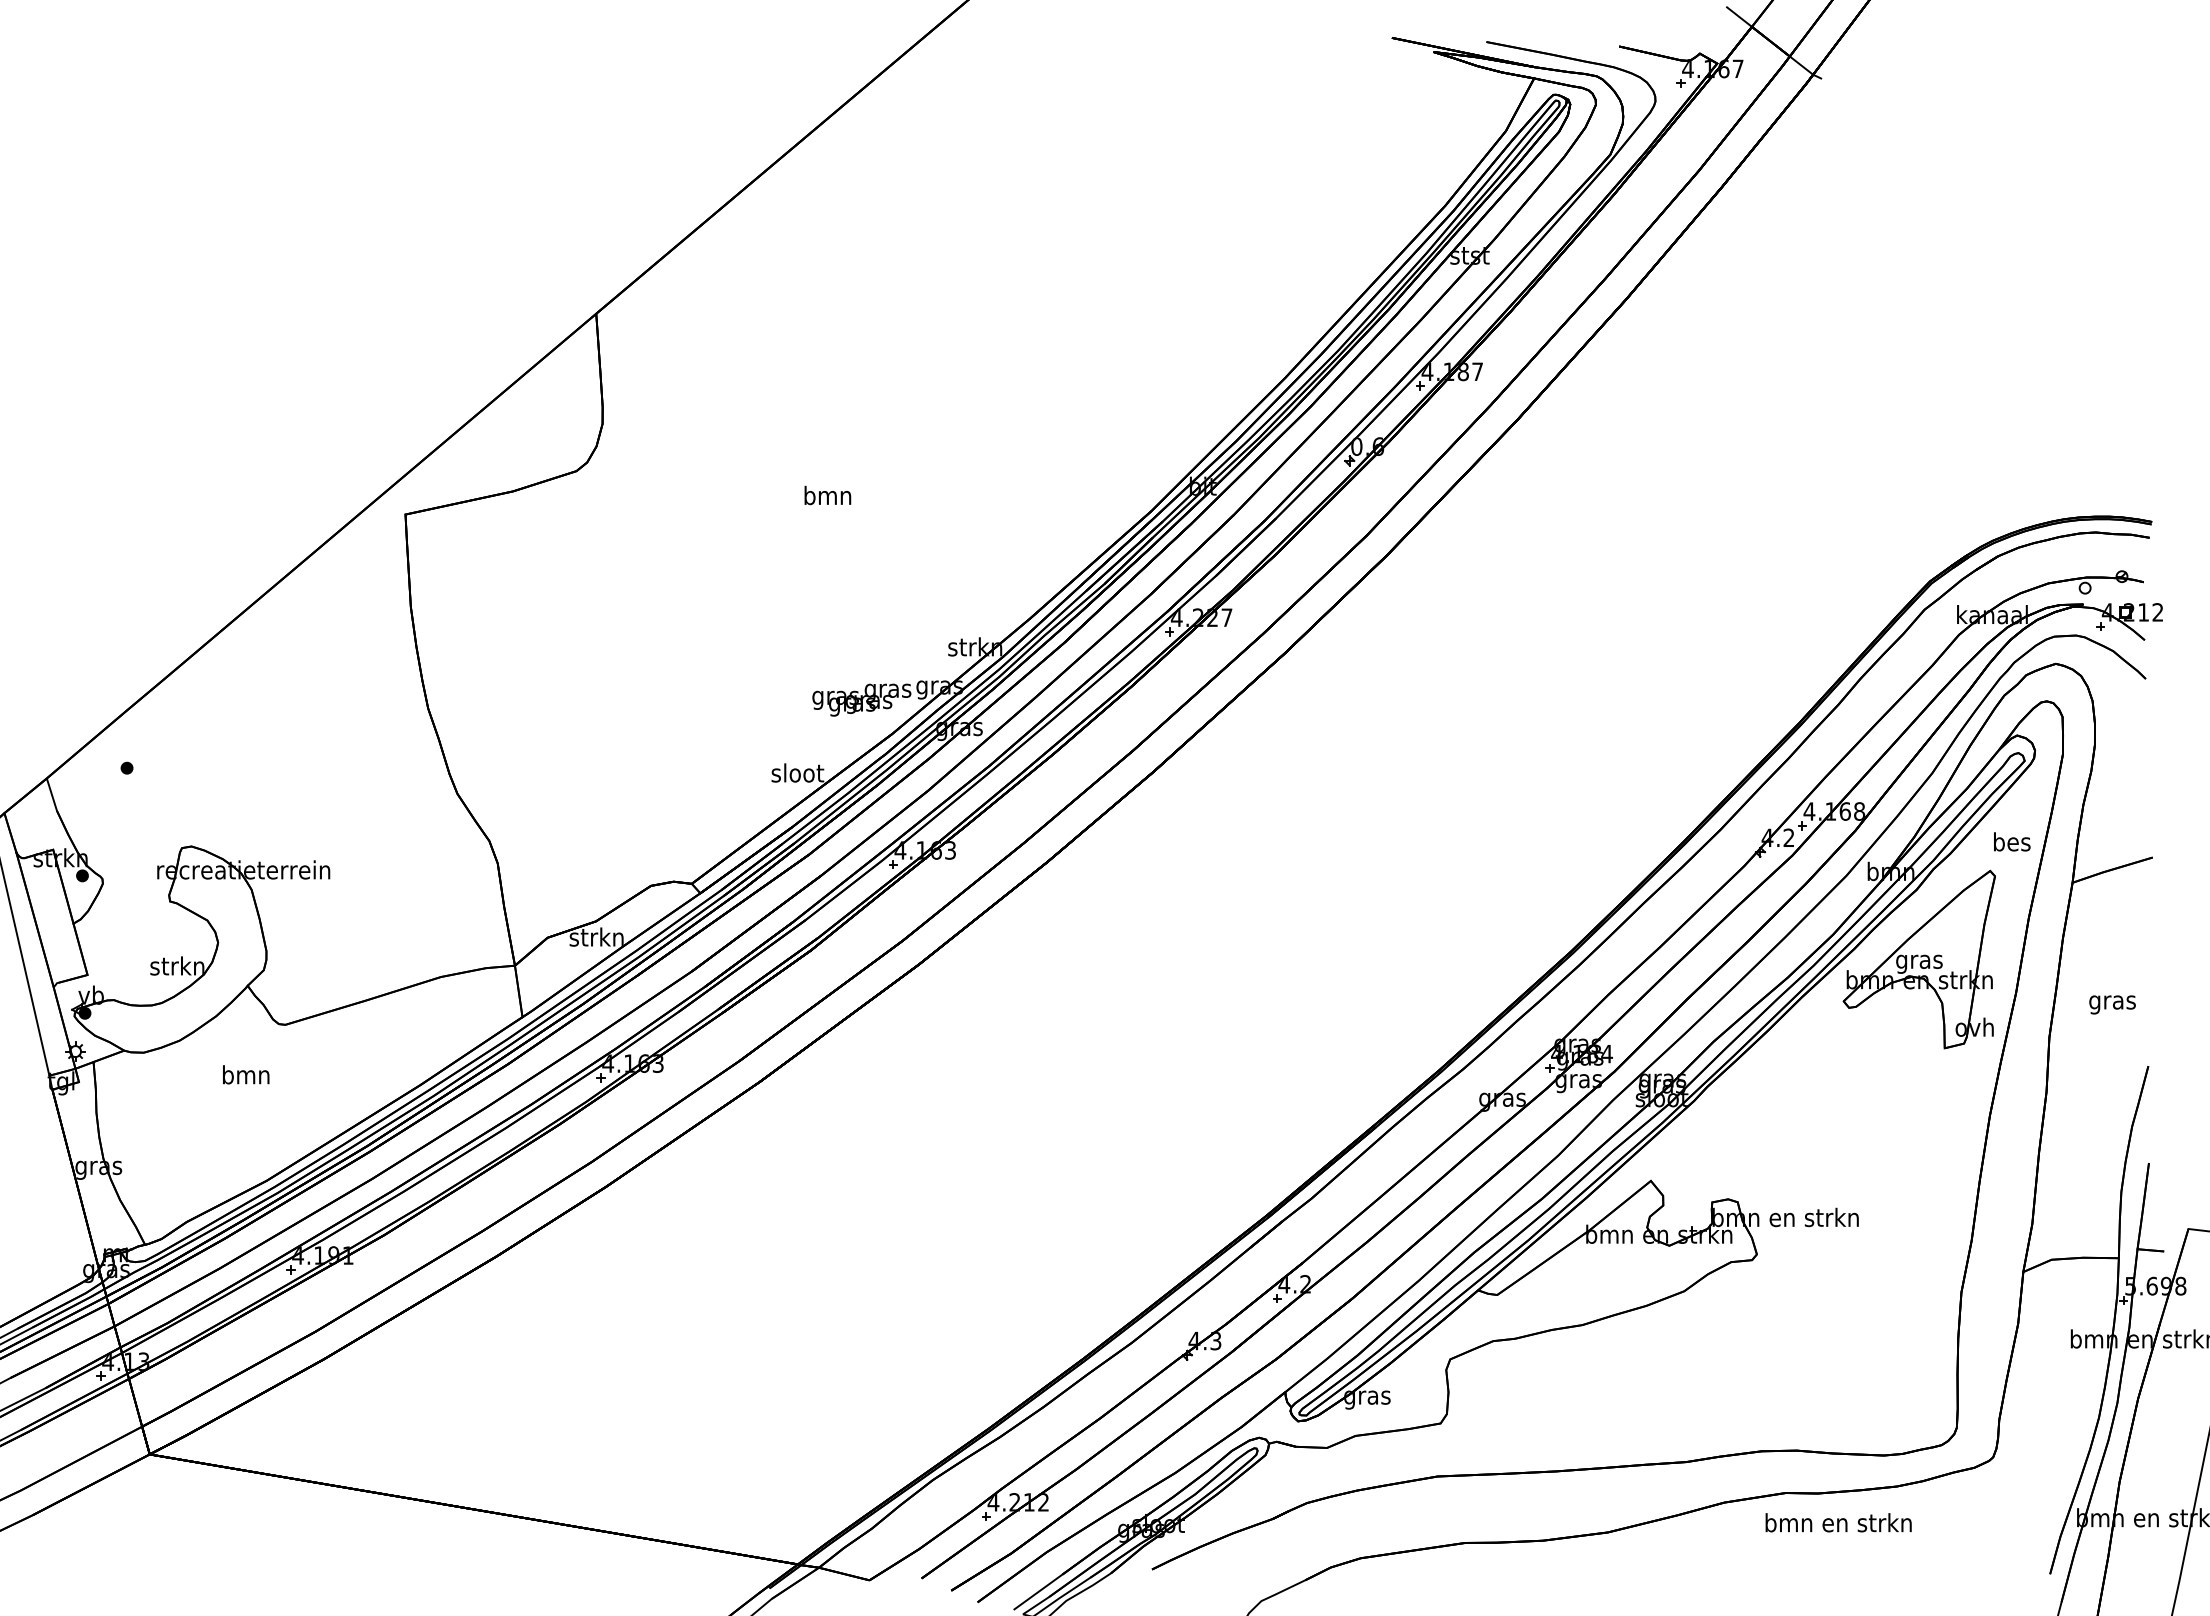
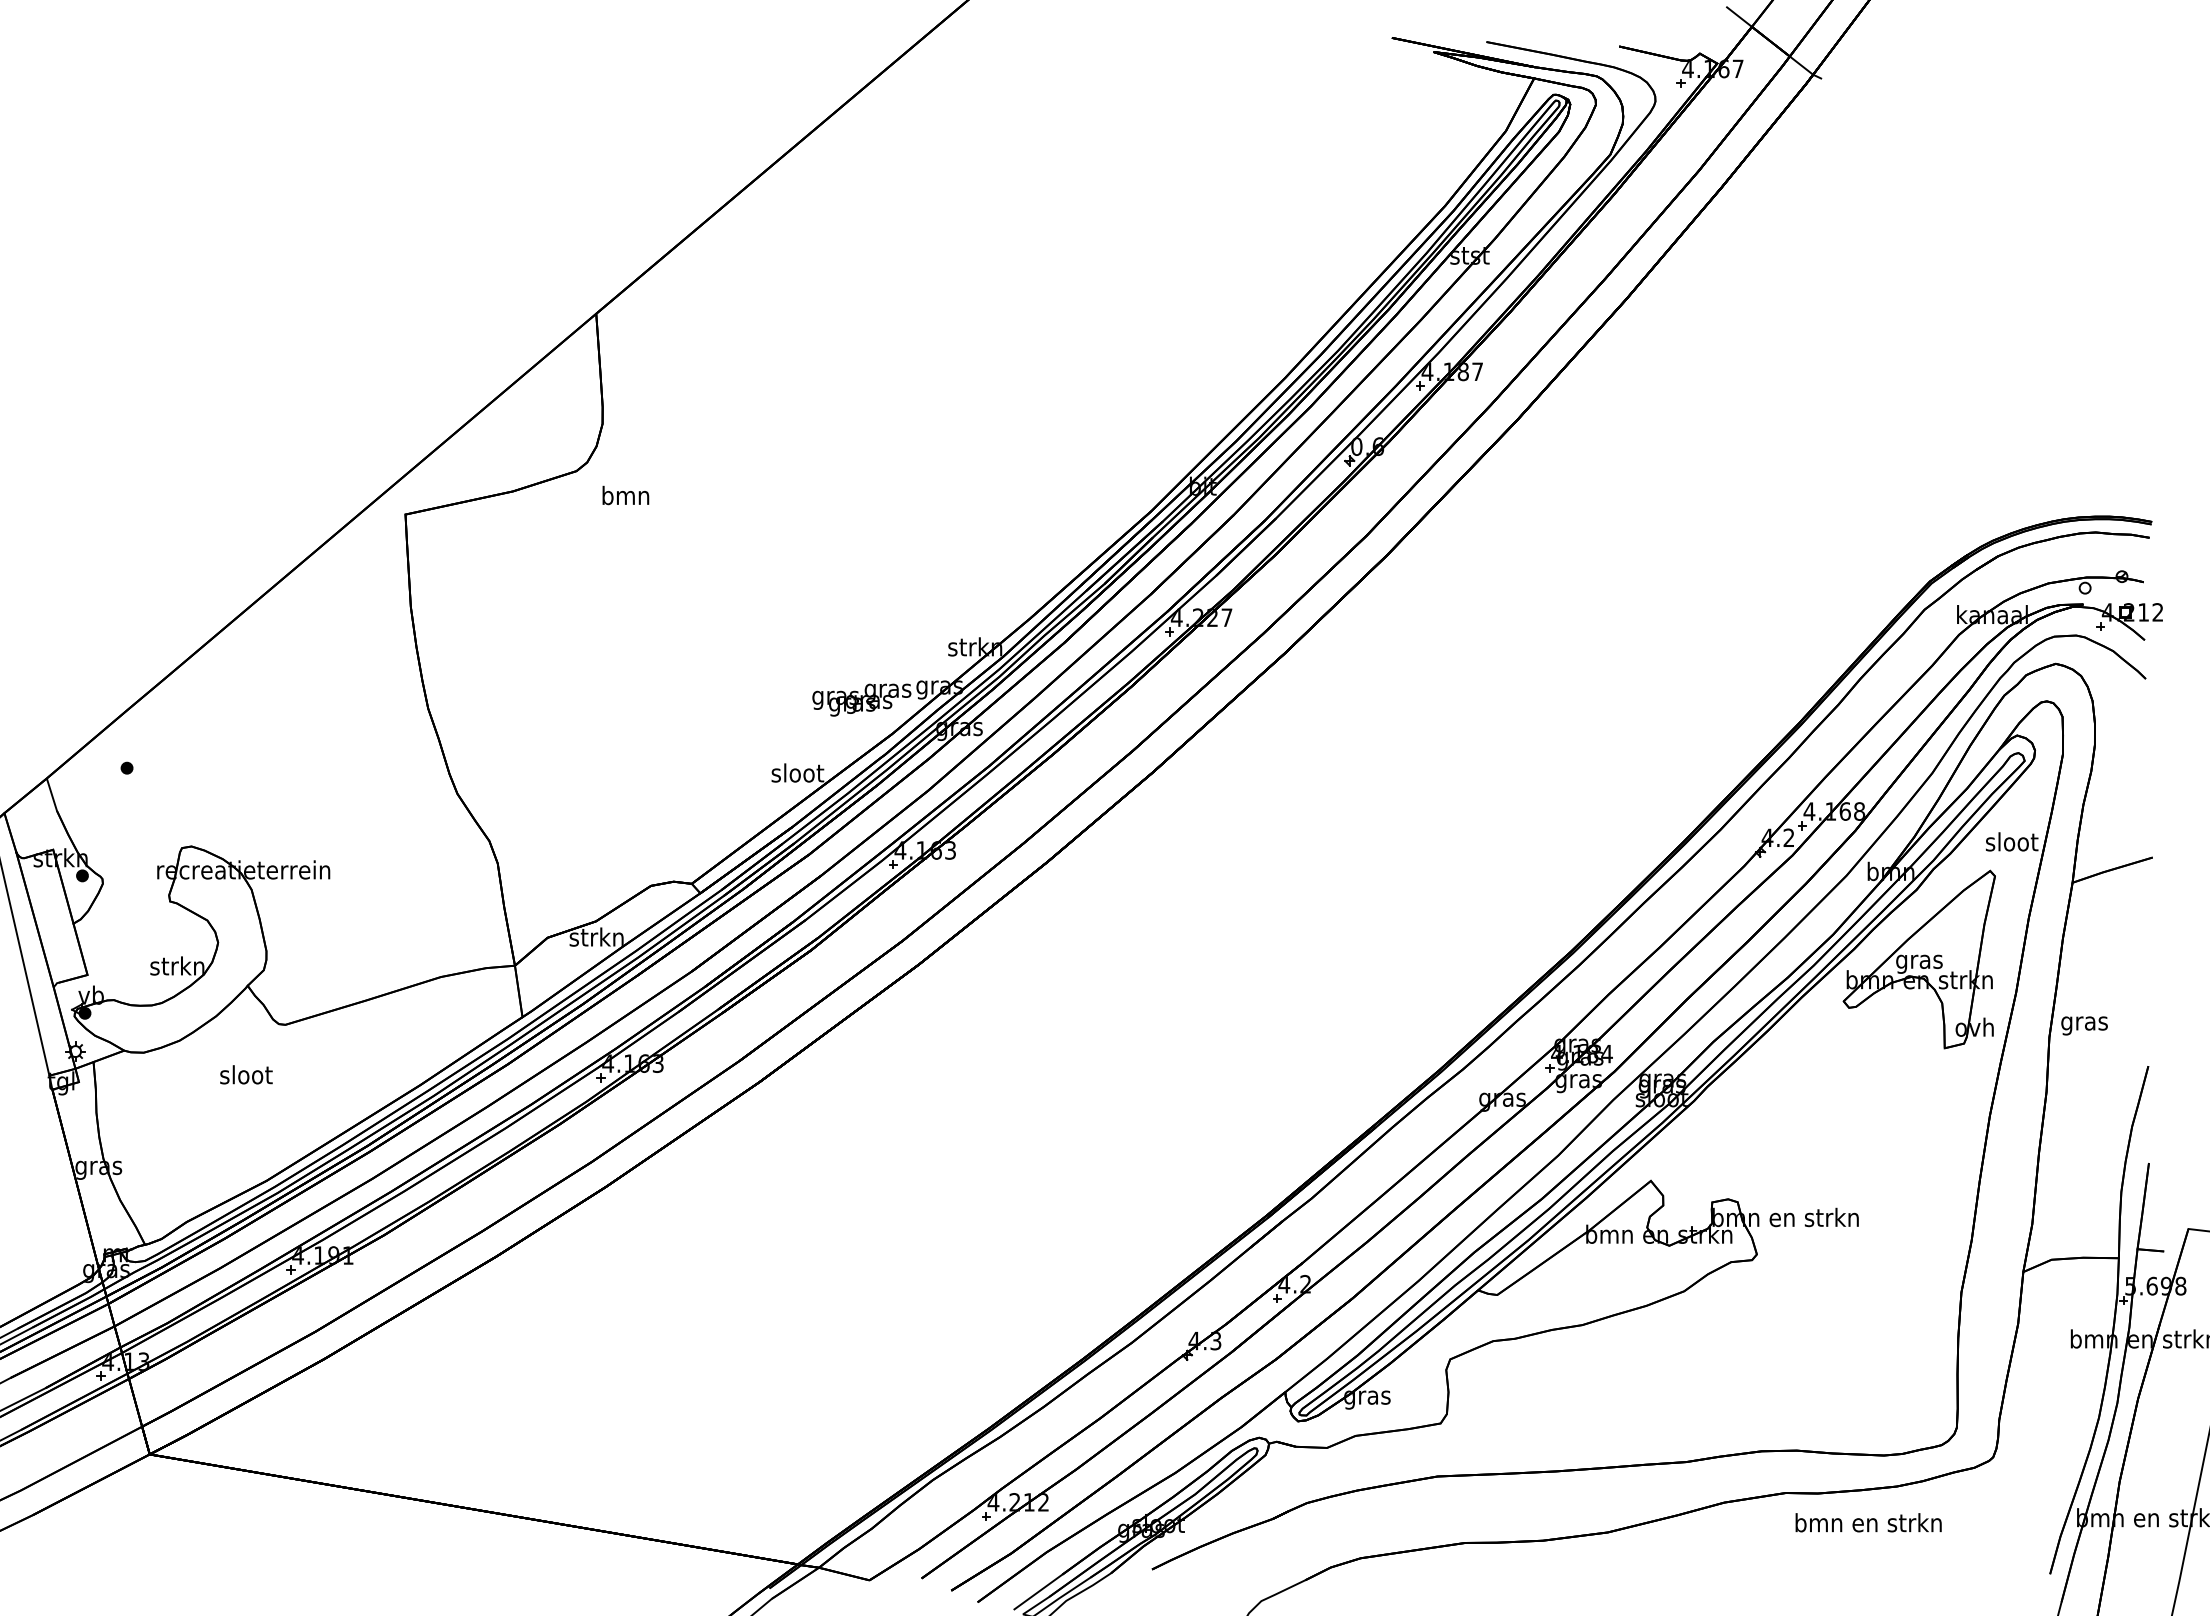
text position: (827, 495) -> (625, 495) (625, 495)
text: bes -> sloot (2011, 841)
text position: (2112, 1004) -> (2084, 1025) (2084, 1025)
text: bmn -> sloot (246, 1074)
text position: (1838, 1522) -> (1868, 1522) (1868, 1522)
